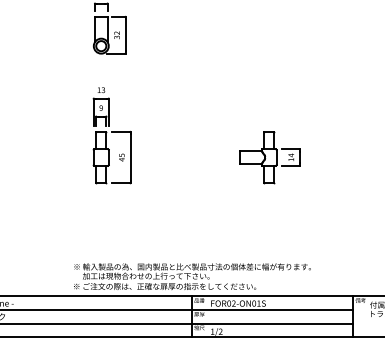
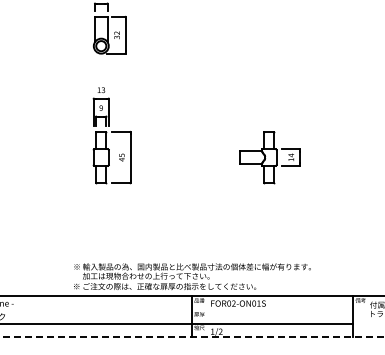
line: present -> none (177, 309)
line: solid -> dashed (192, 337)
